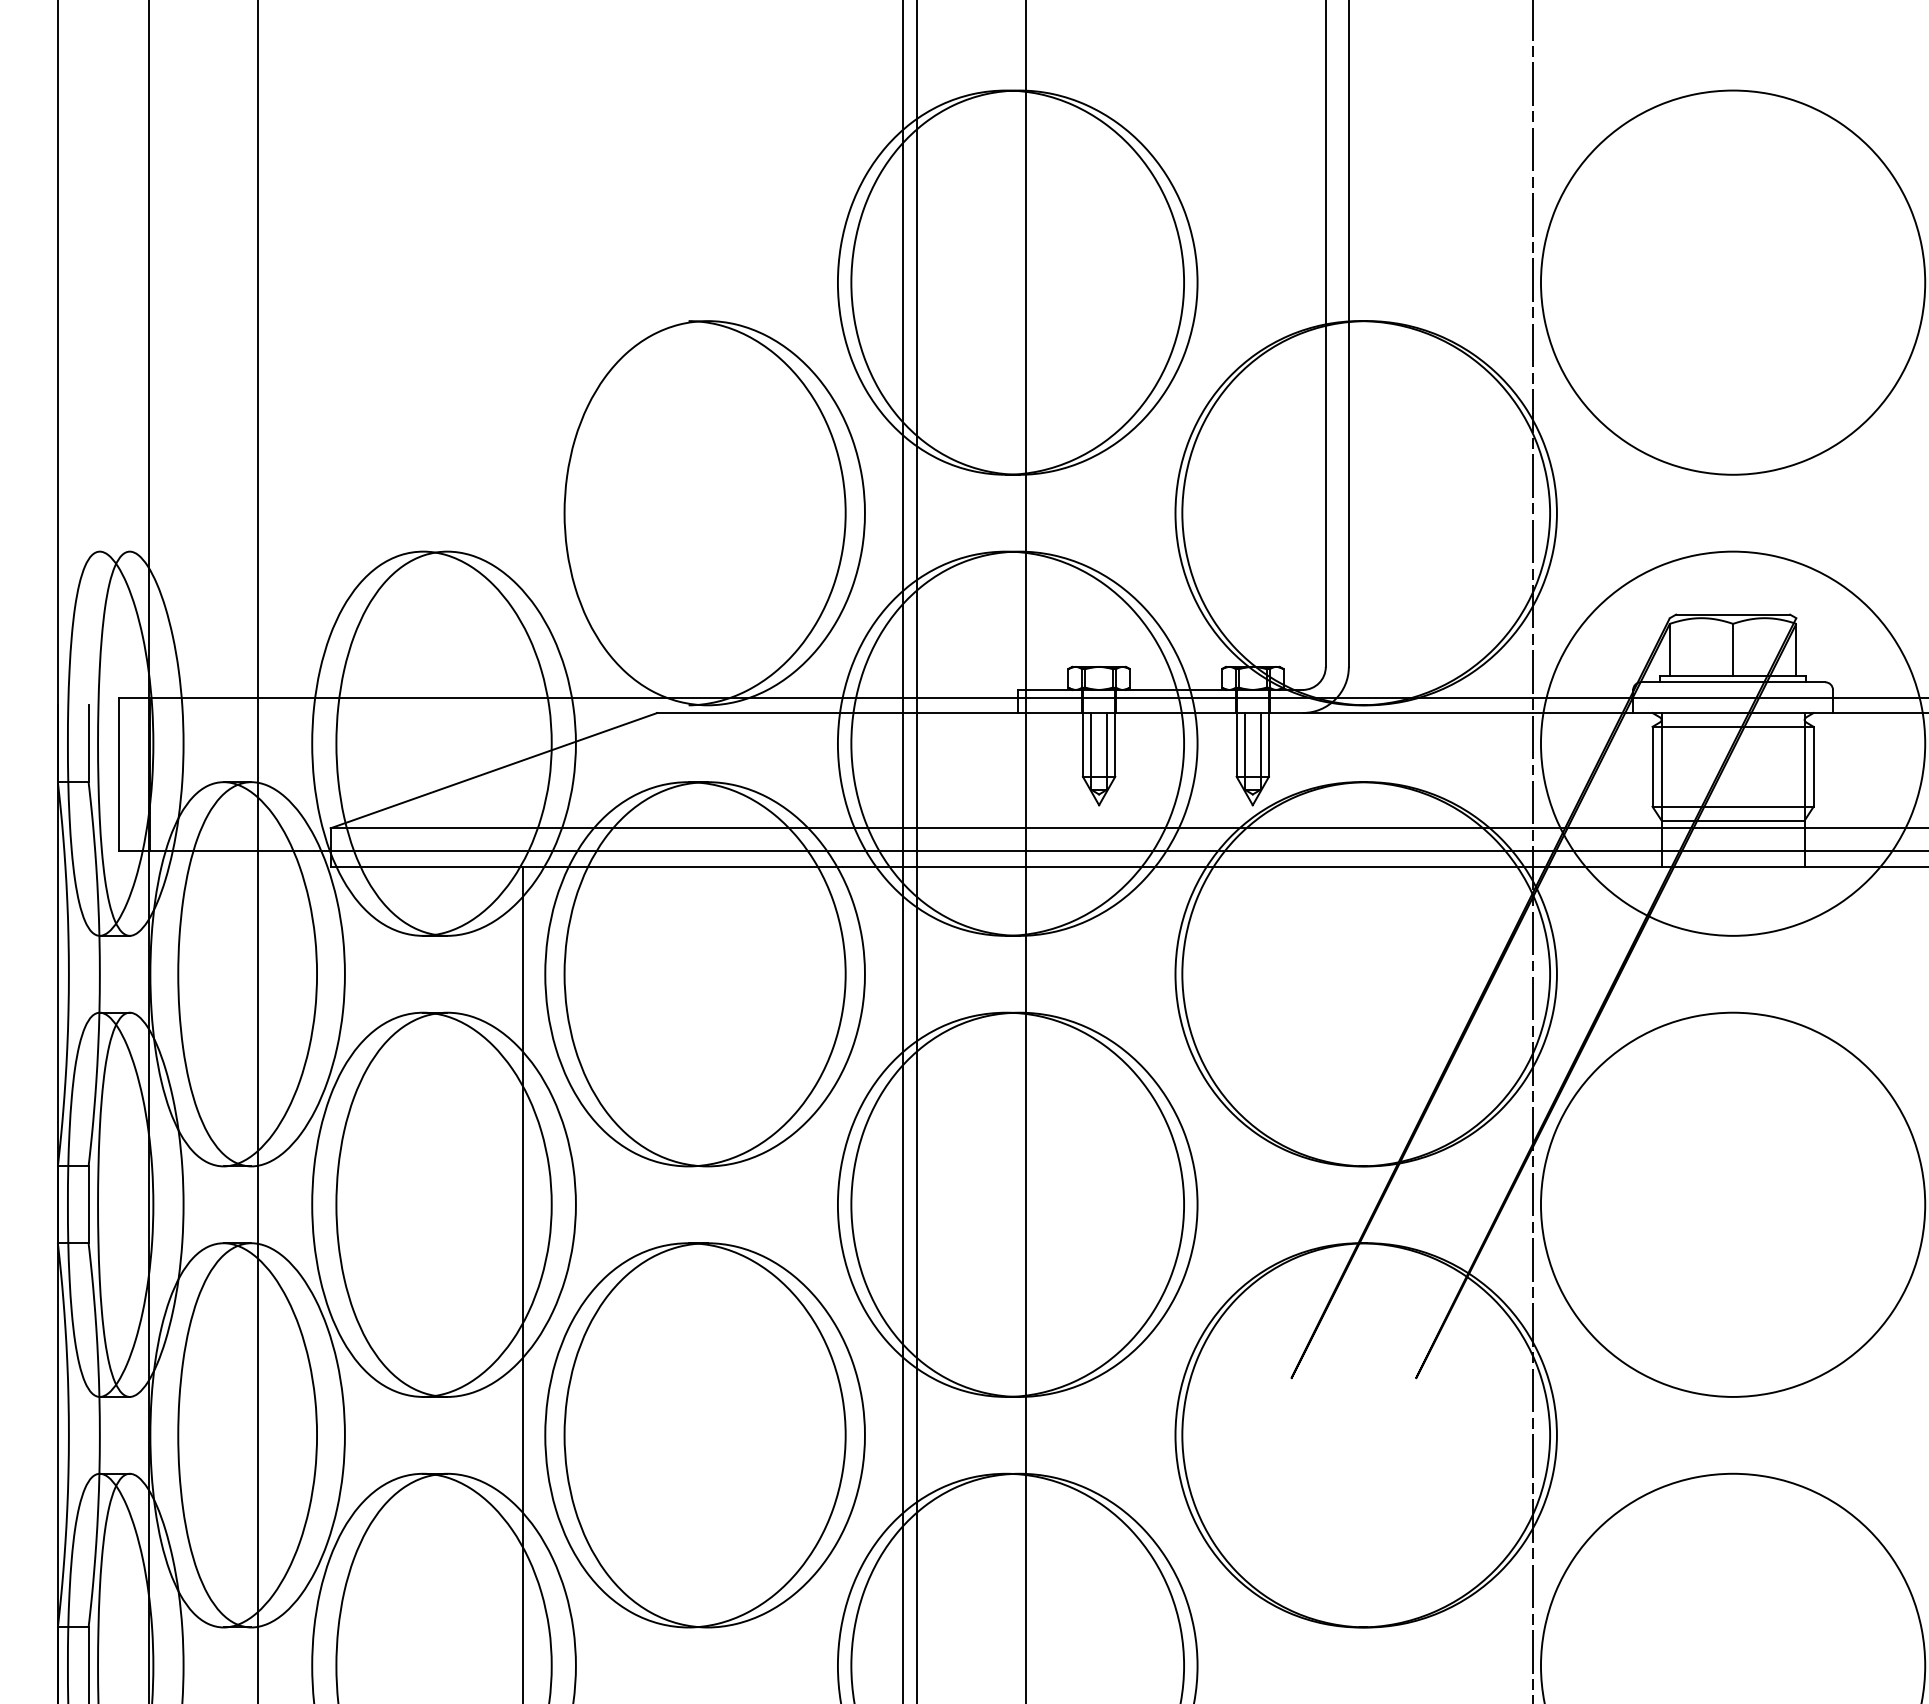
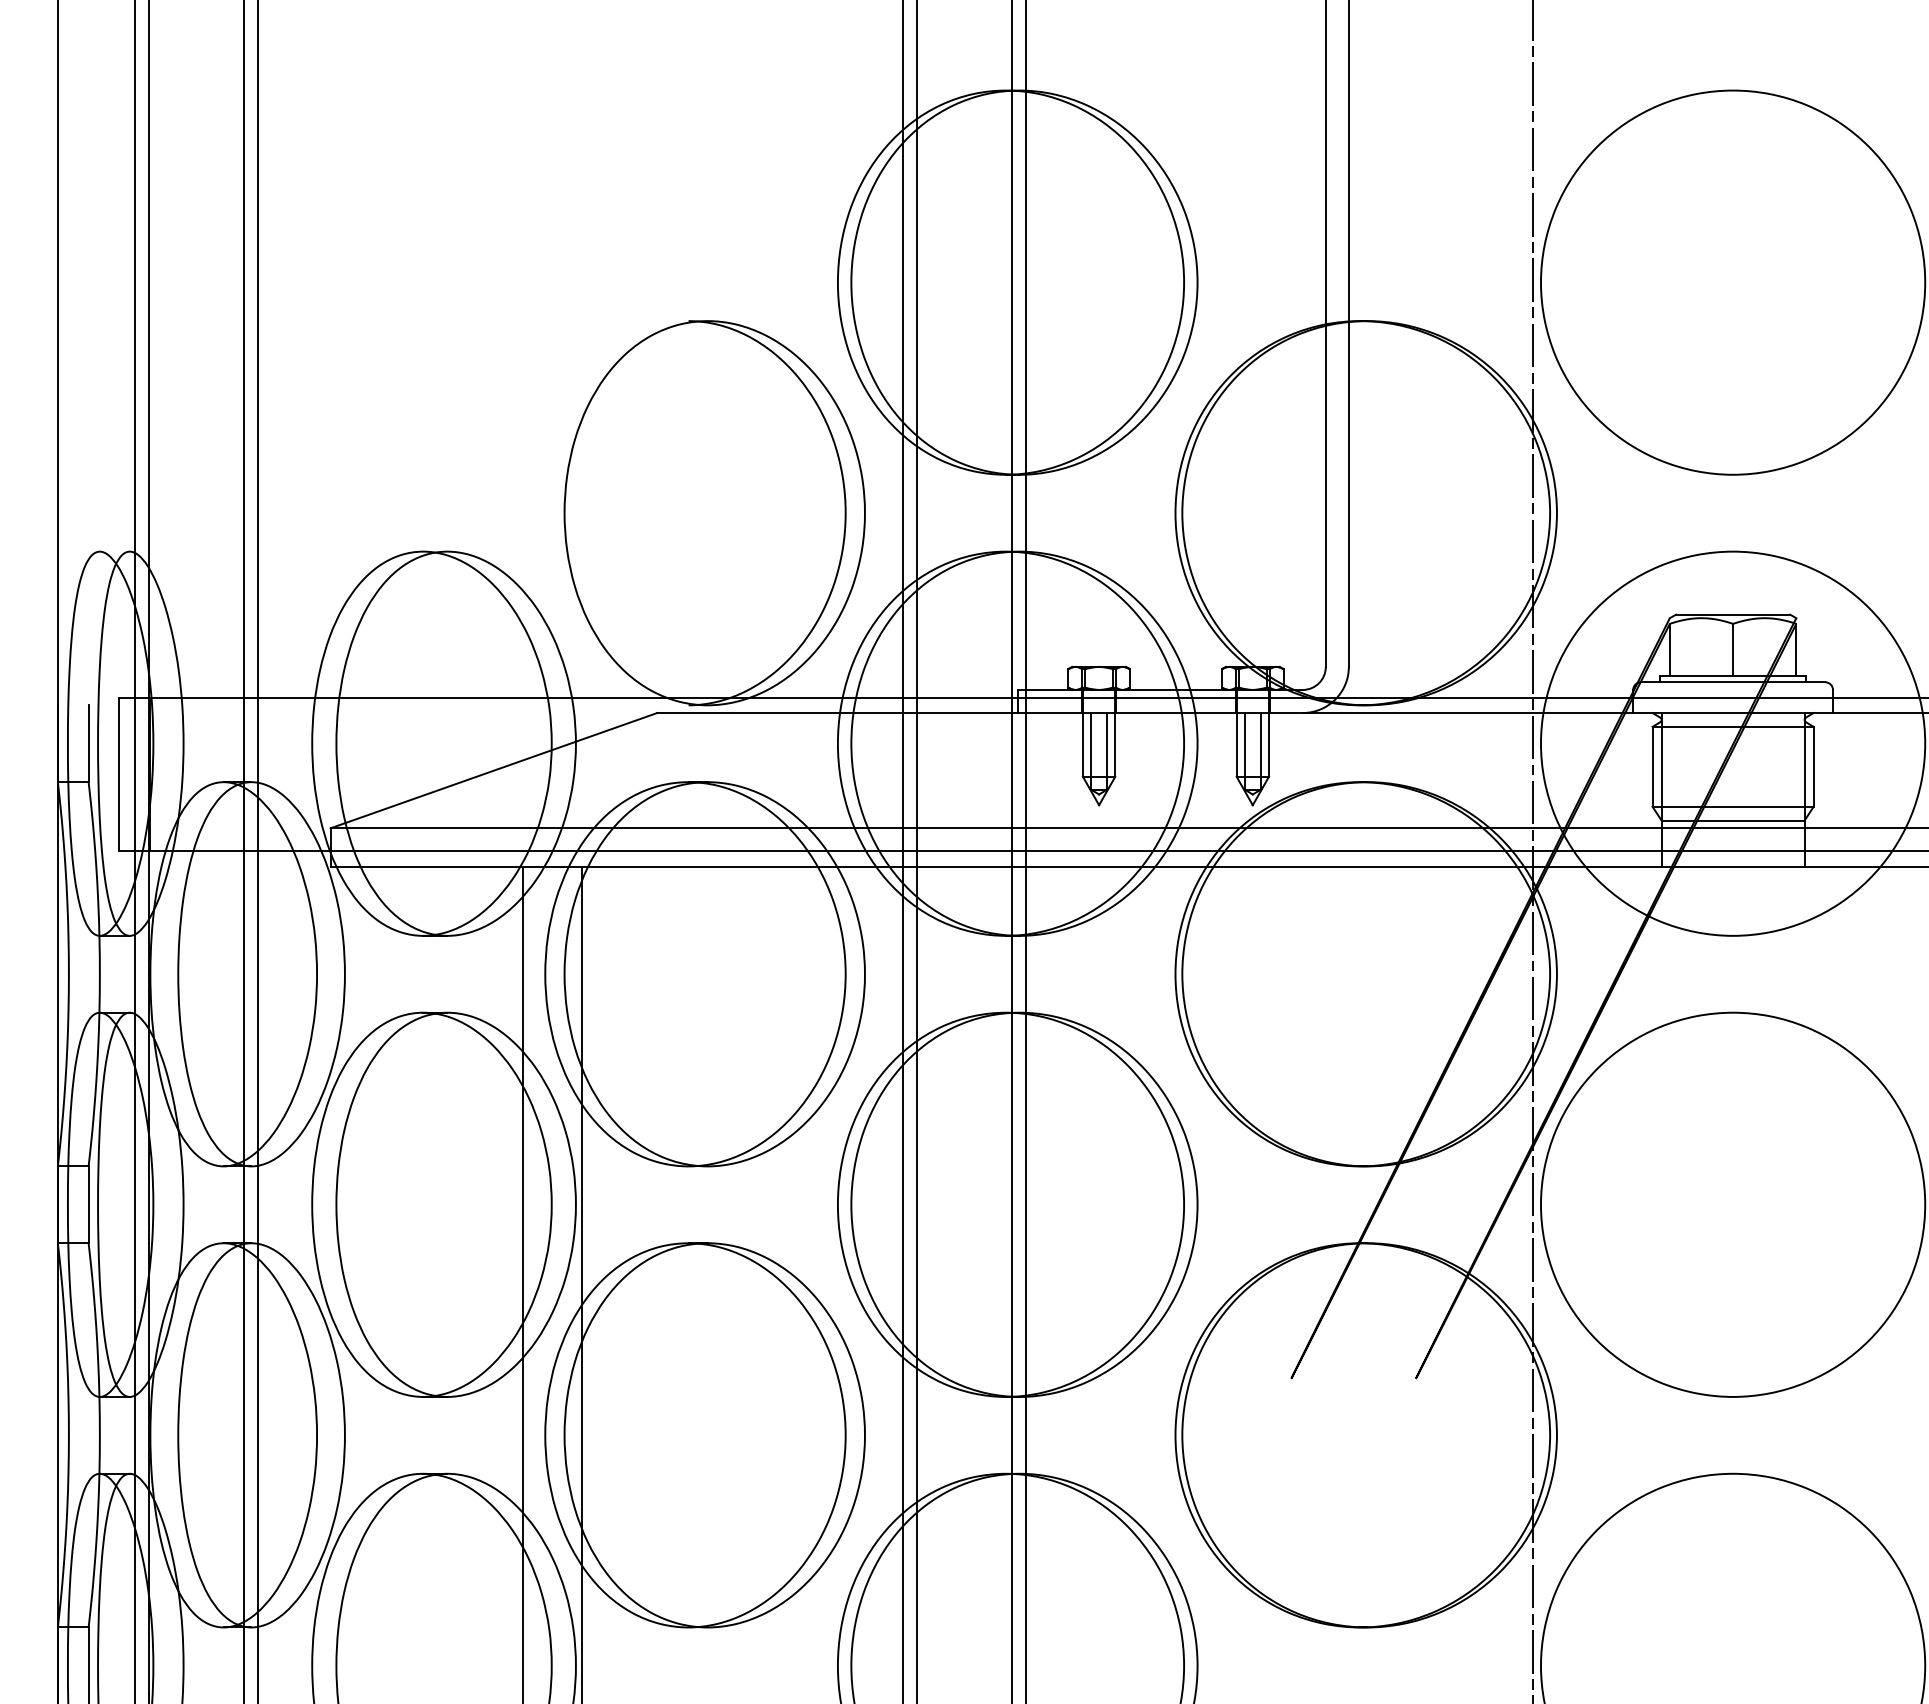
line: none -> present (134, 851)
line: none -> present (243, 851)
line: none -> present (1012, 851)
line: none -> present (581, 1283)
